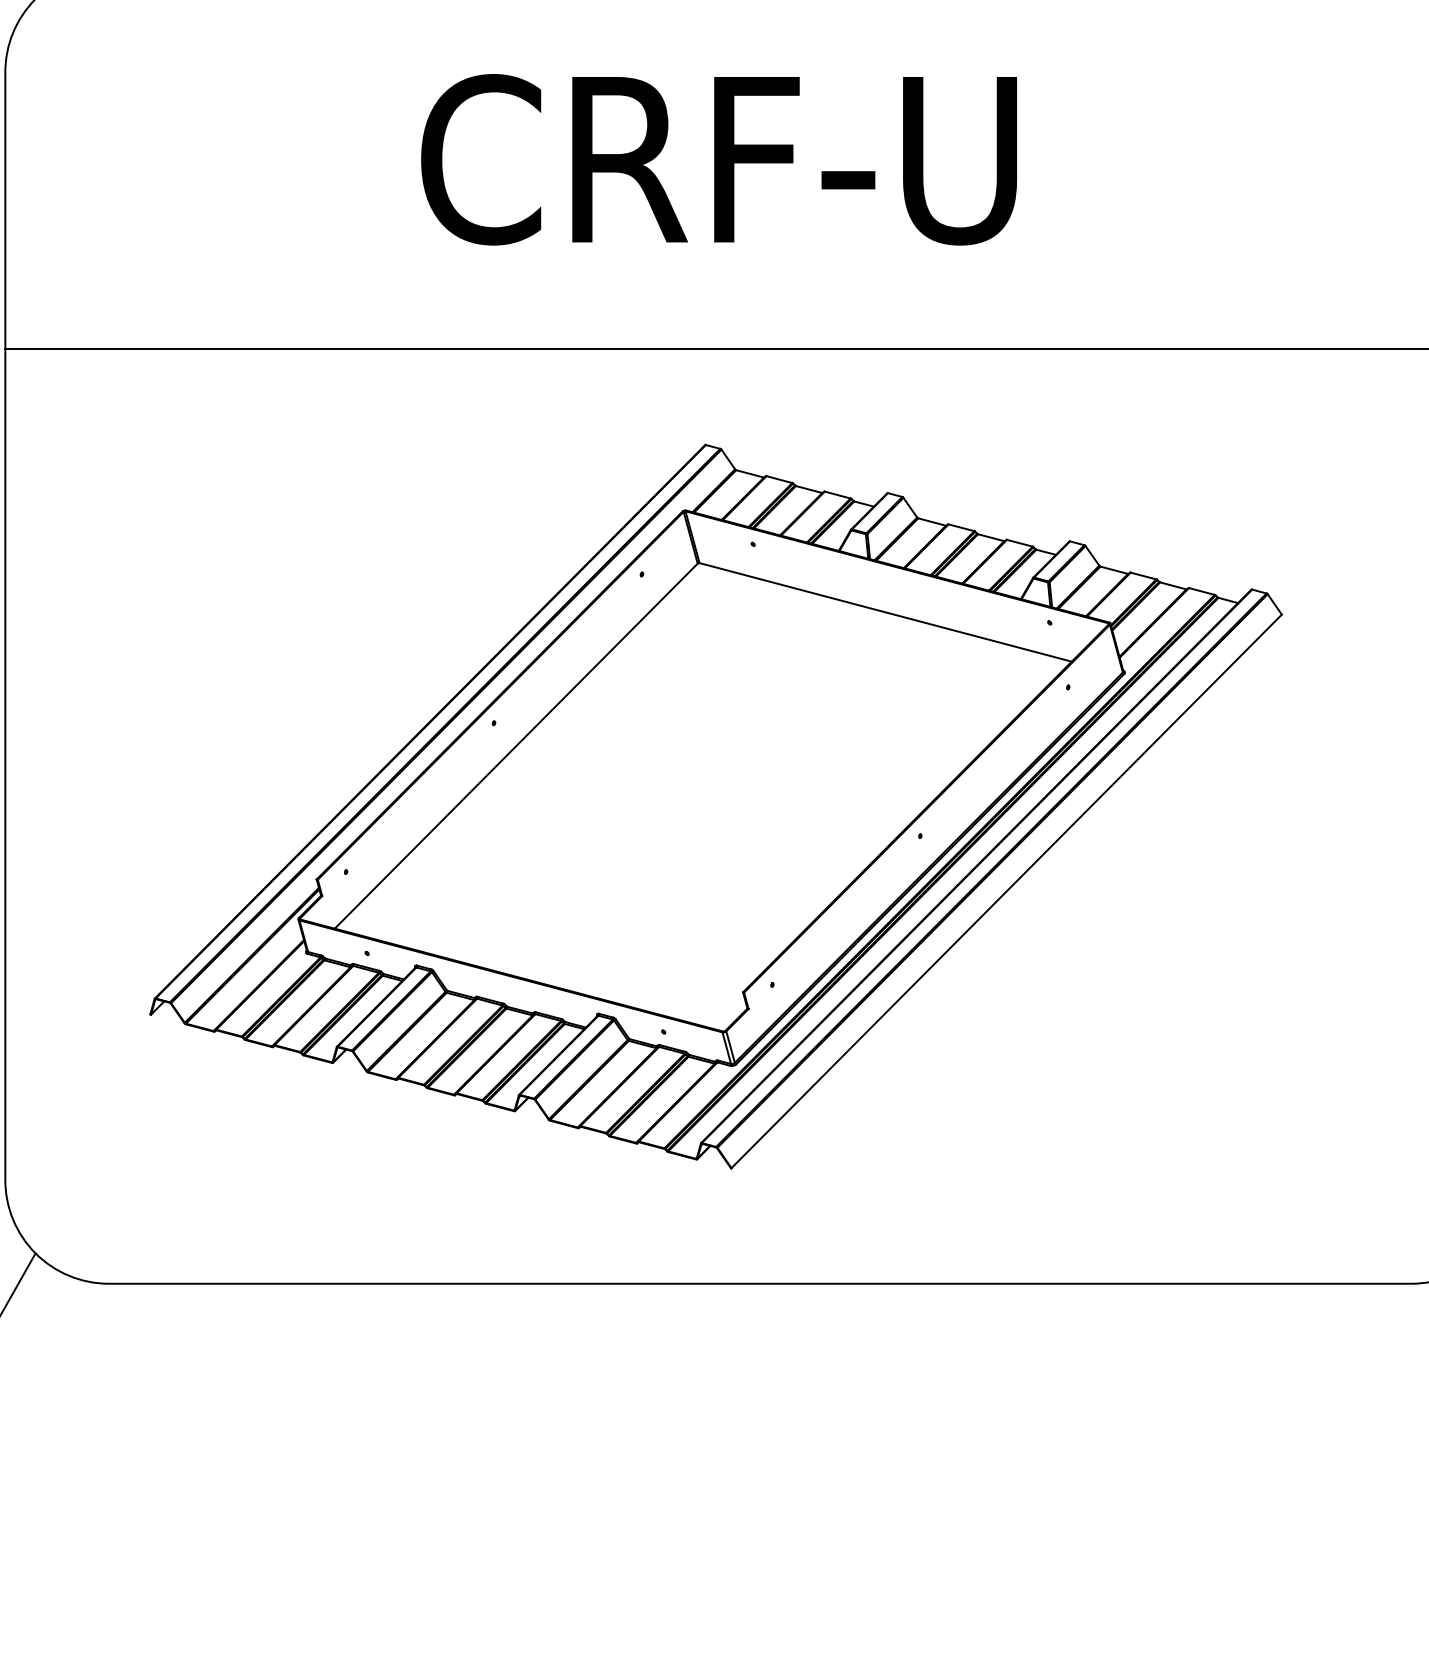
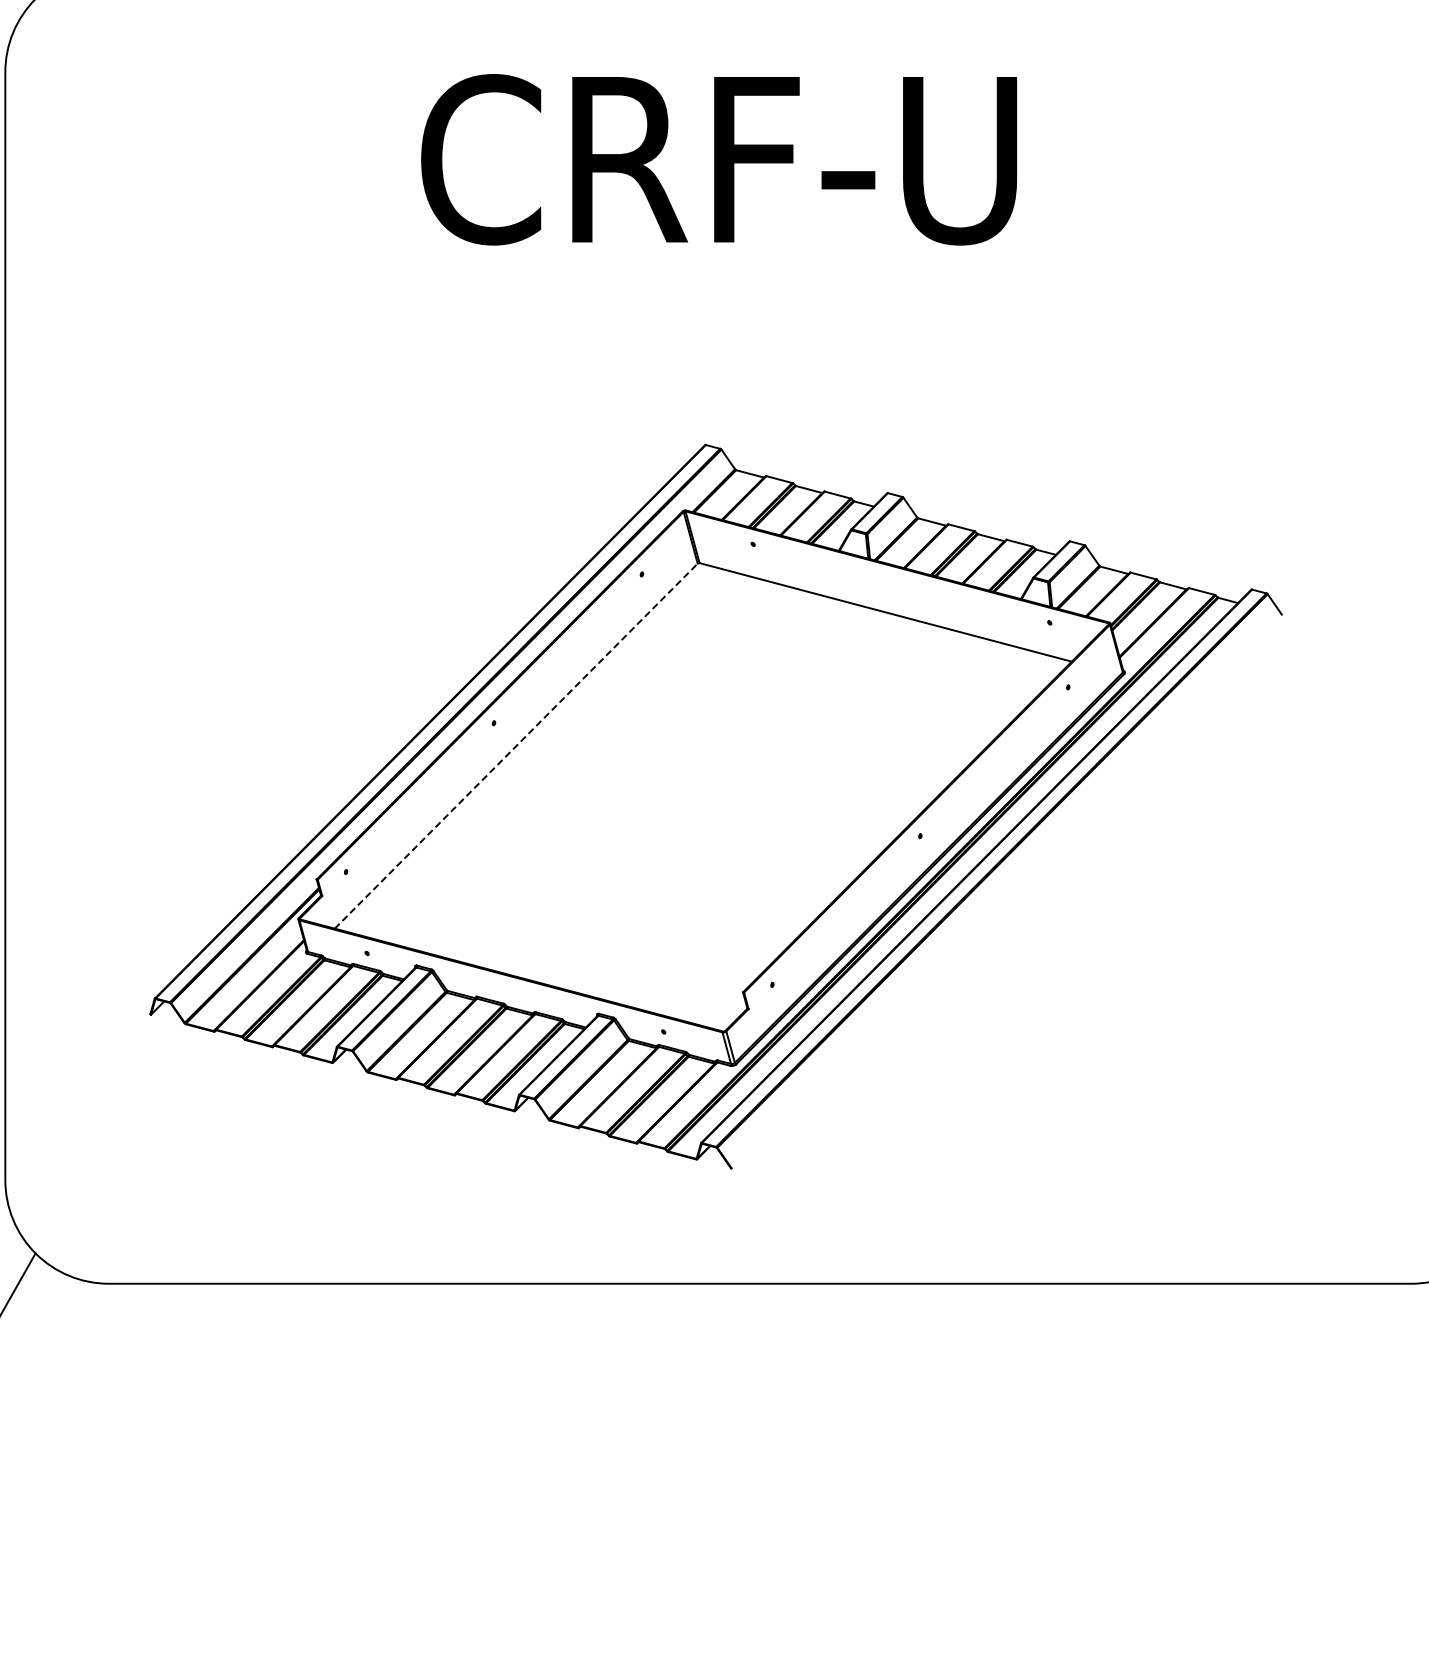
line: present -> none (715, 348)
line: solid -> dashed (516, 745)
line: present -> none (1006, 891)
